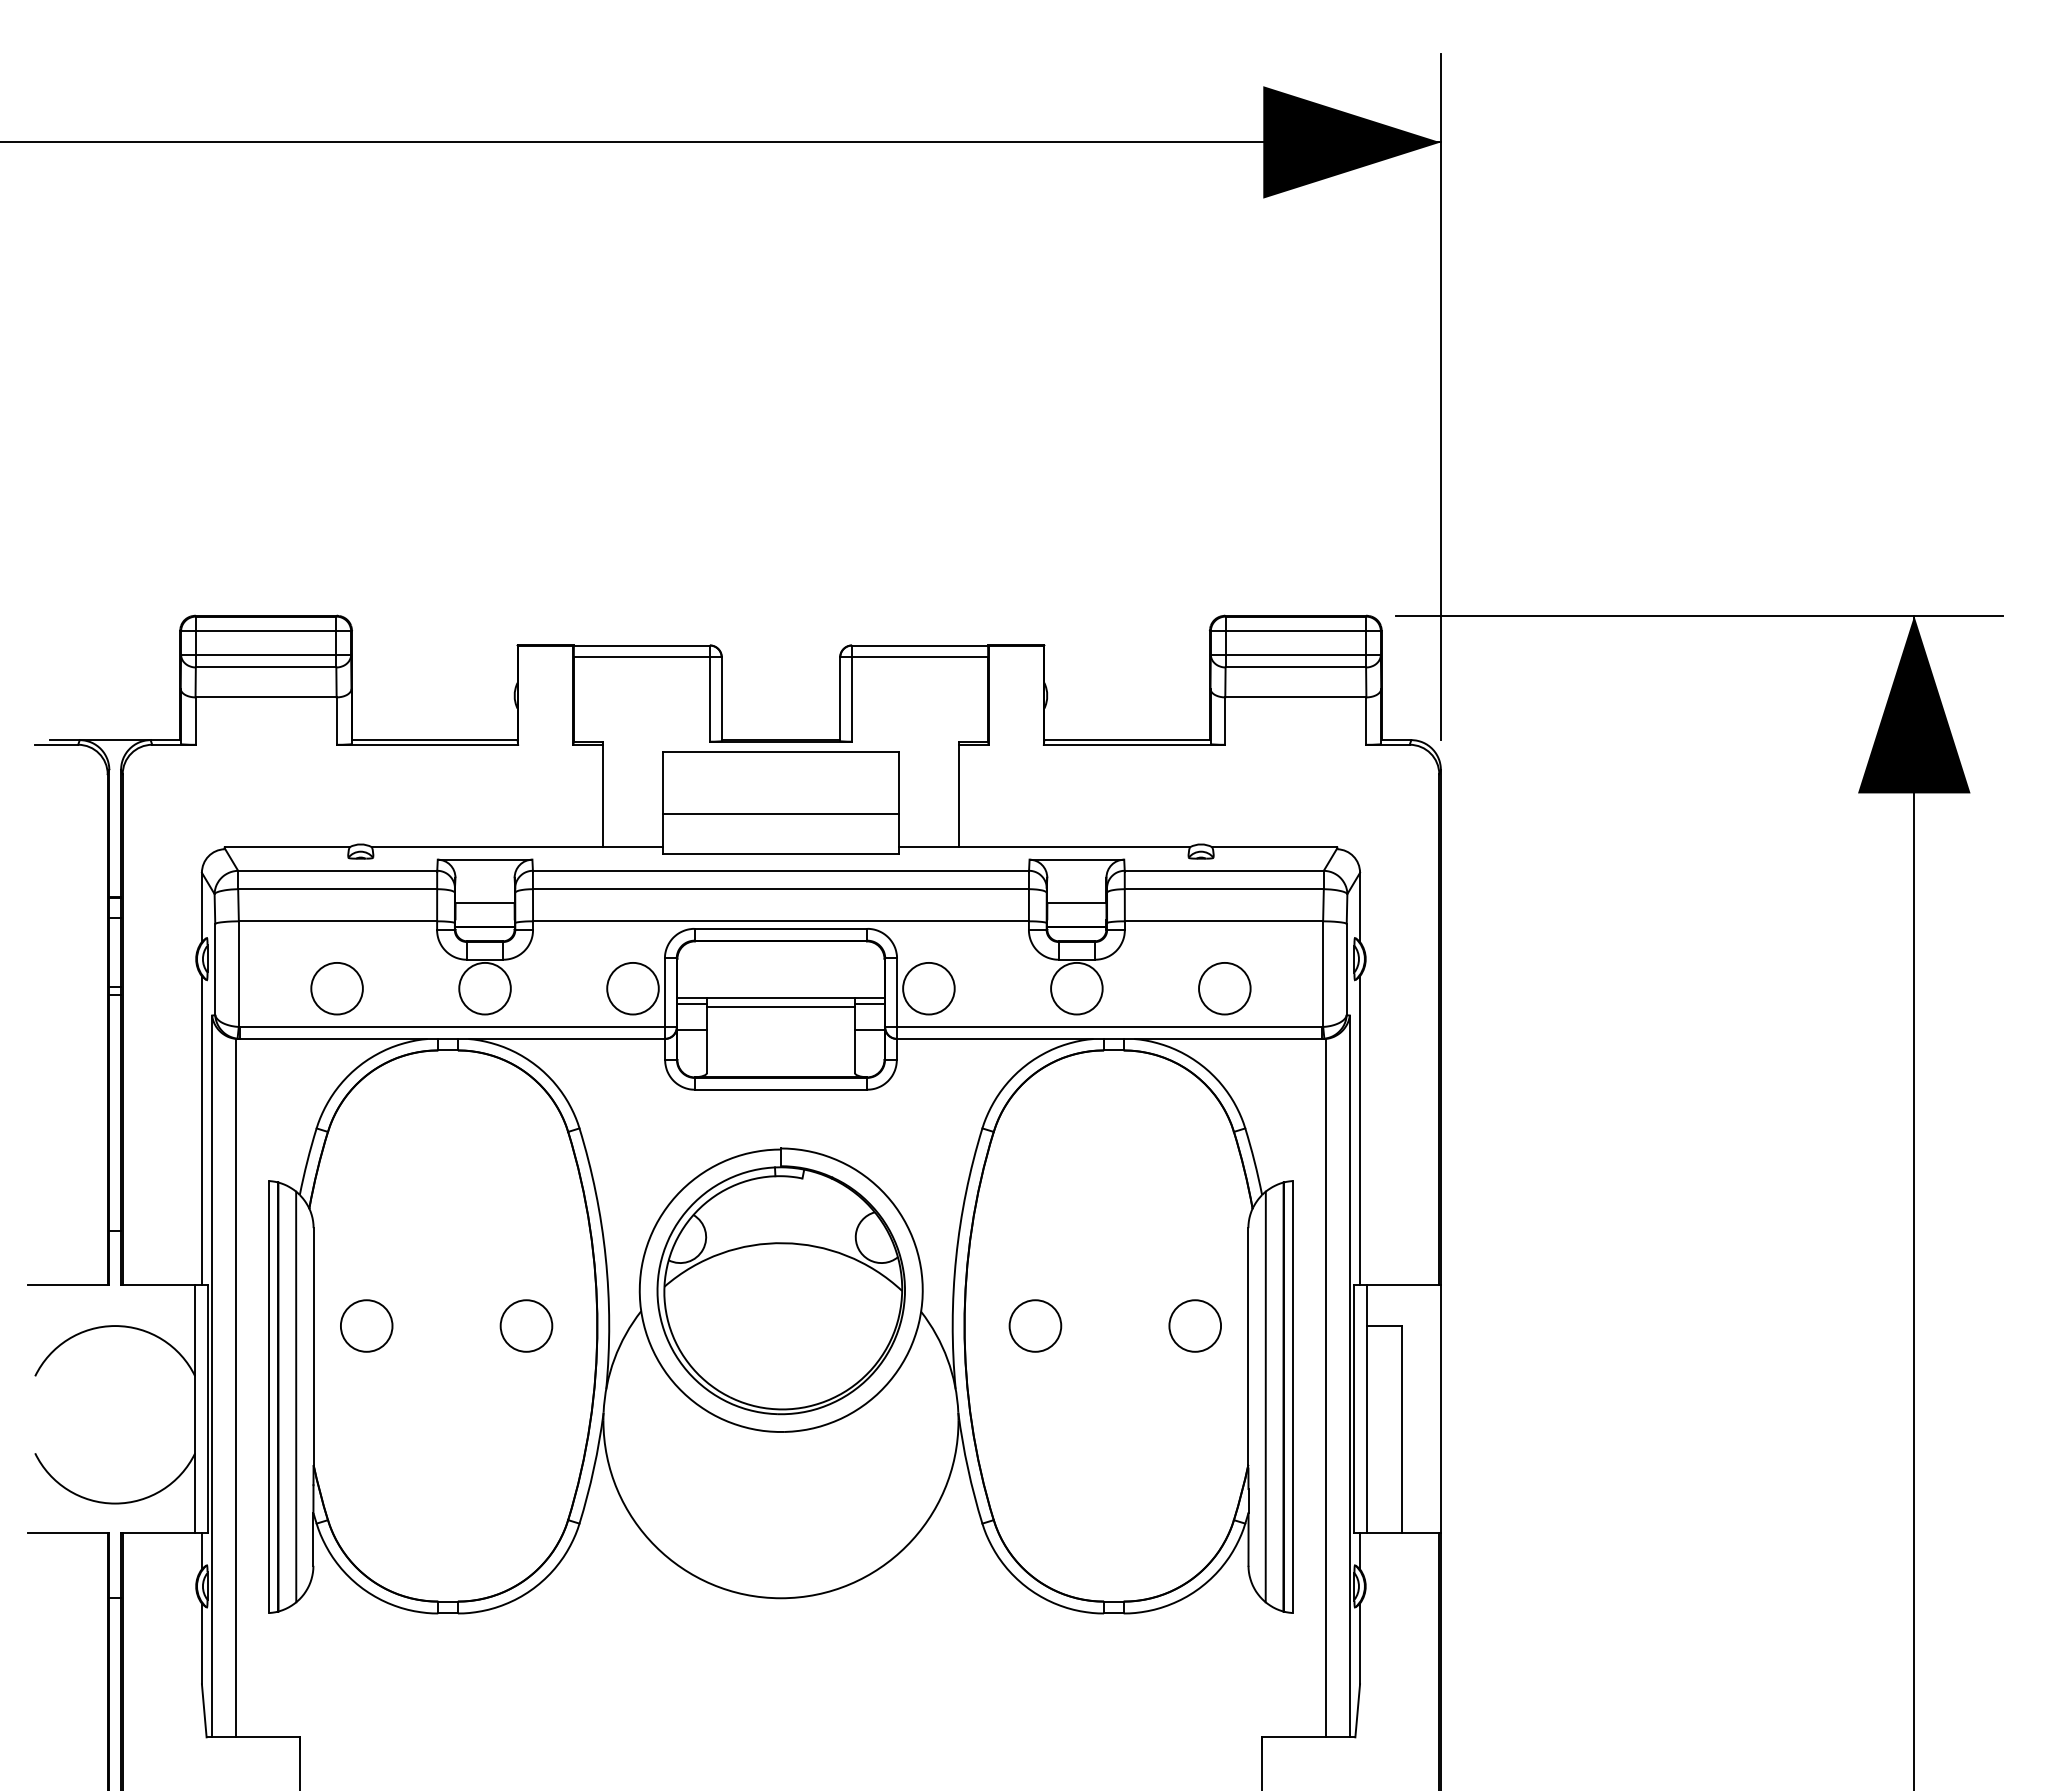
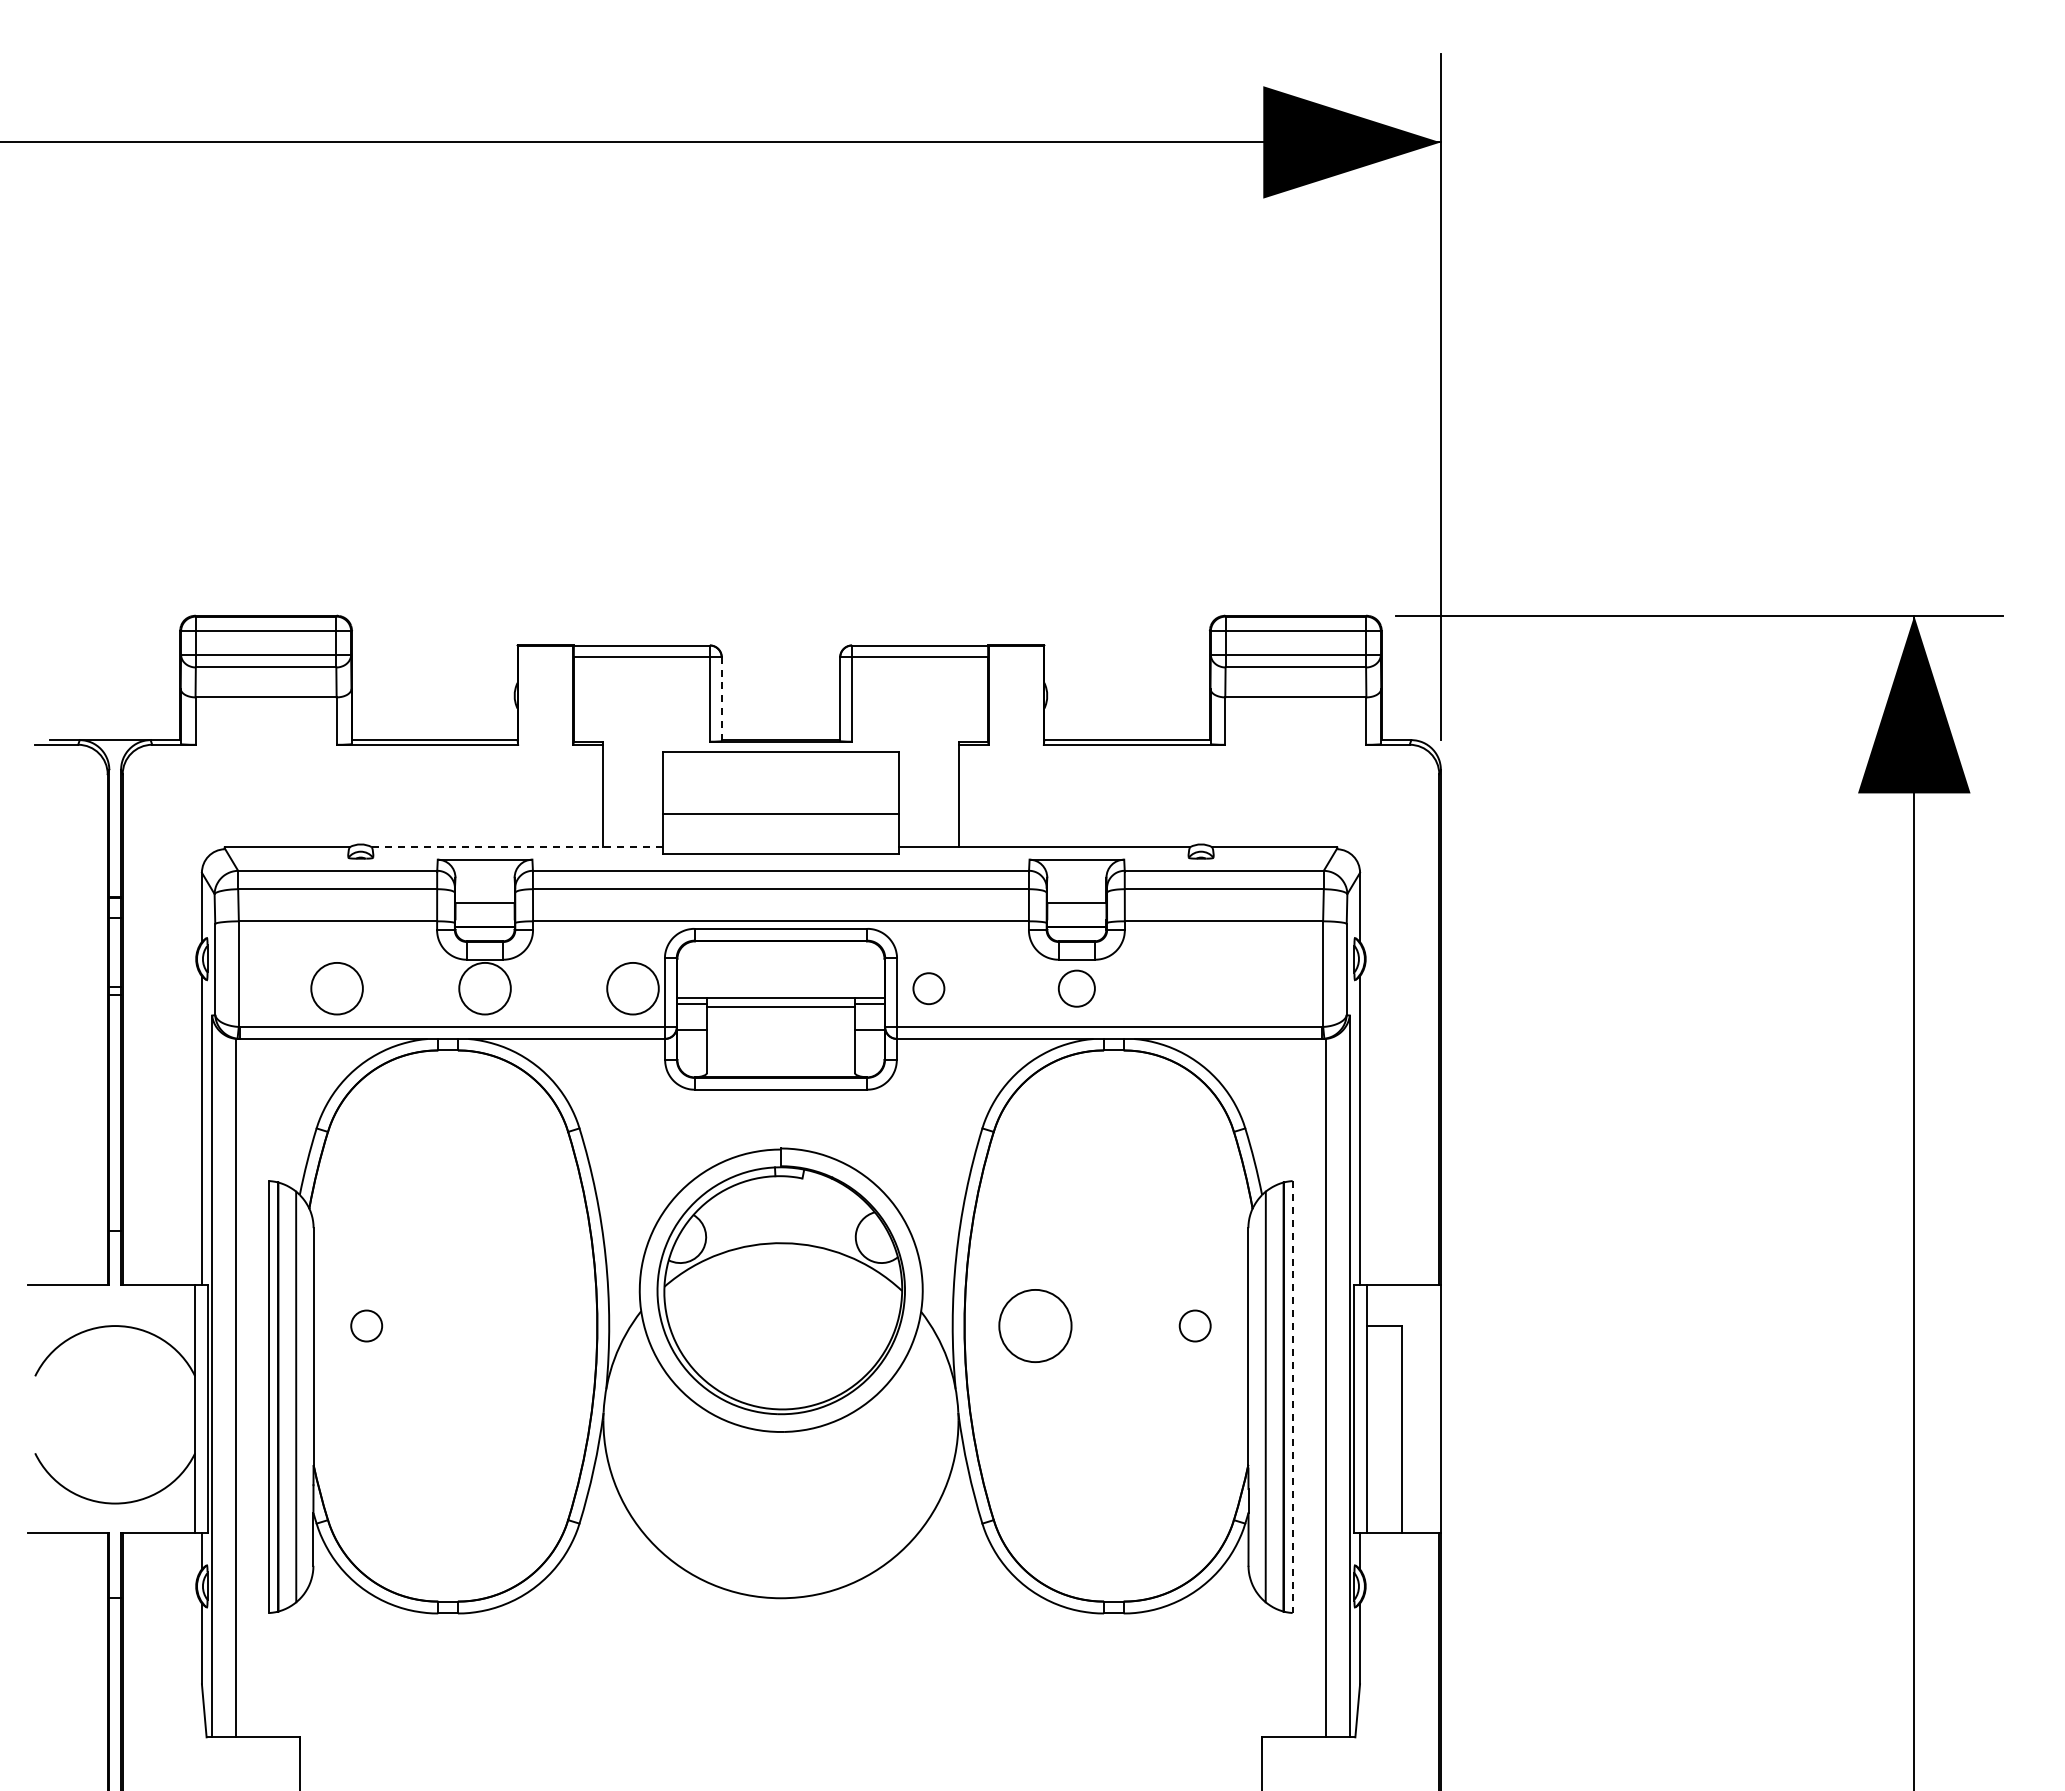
line: solid -> dashed (721, 699)
line: solid -> dashed (517, 847)
circle diameter: 52 px -> 31 px (928, 988)
circle diameter: 52 px -> 36 px (1076, 988)
circle: present -> none (1224, 988)
circle diameter: 52 px -> 31 px (366, 1325)
circle: present -> none (526, 1325)
circle diameter: 52 px -> 72 px (1035, 1325)
circle diameter: 52 px -> 31 px (1194, 1325)
line: solid -> dashed (1292, 1397)
